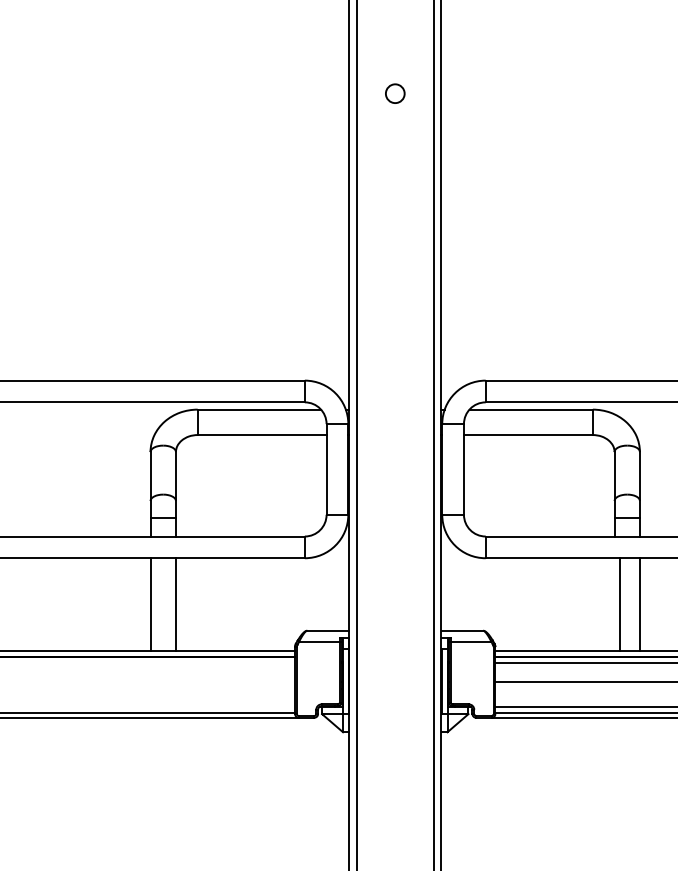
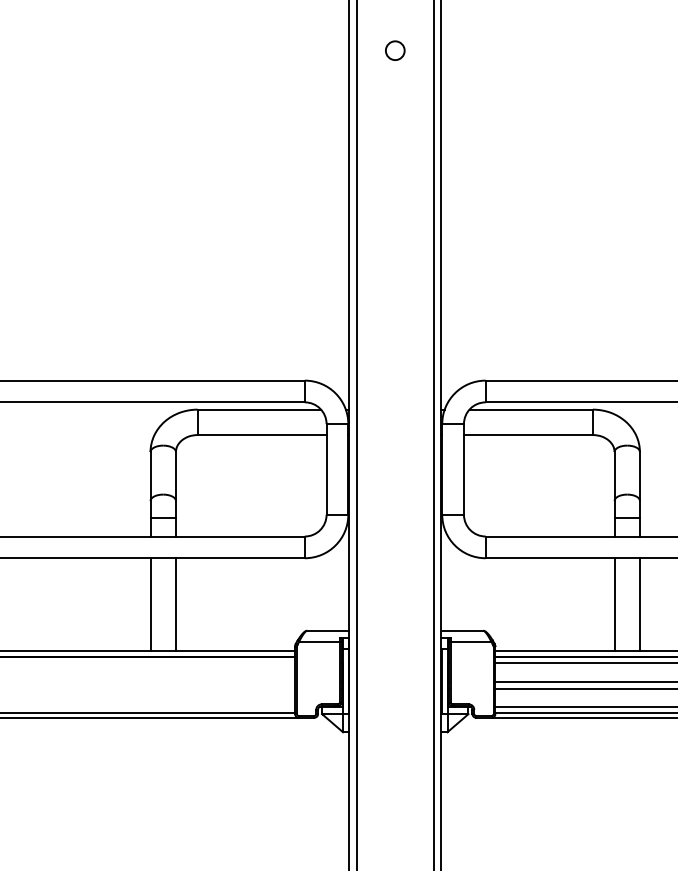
circle position: (395, 93) -> (395, 50) (395, 50)
line position: (619, 604) -> (614, 604) (614, 604)
line: none -> present (584, 688)
